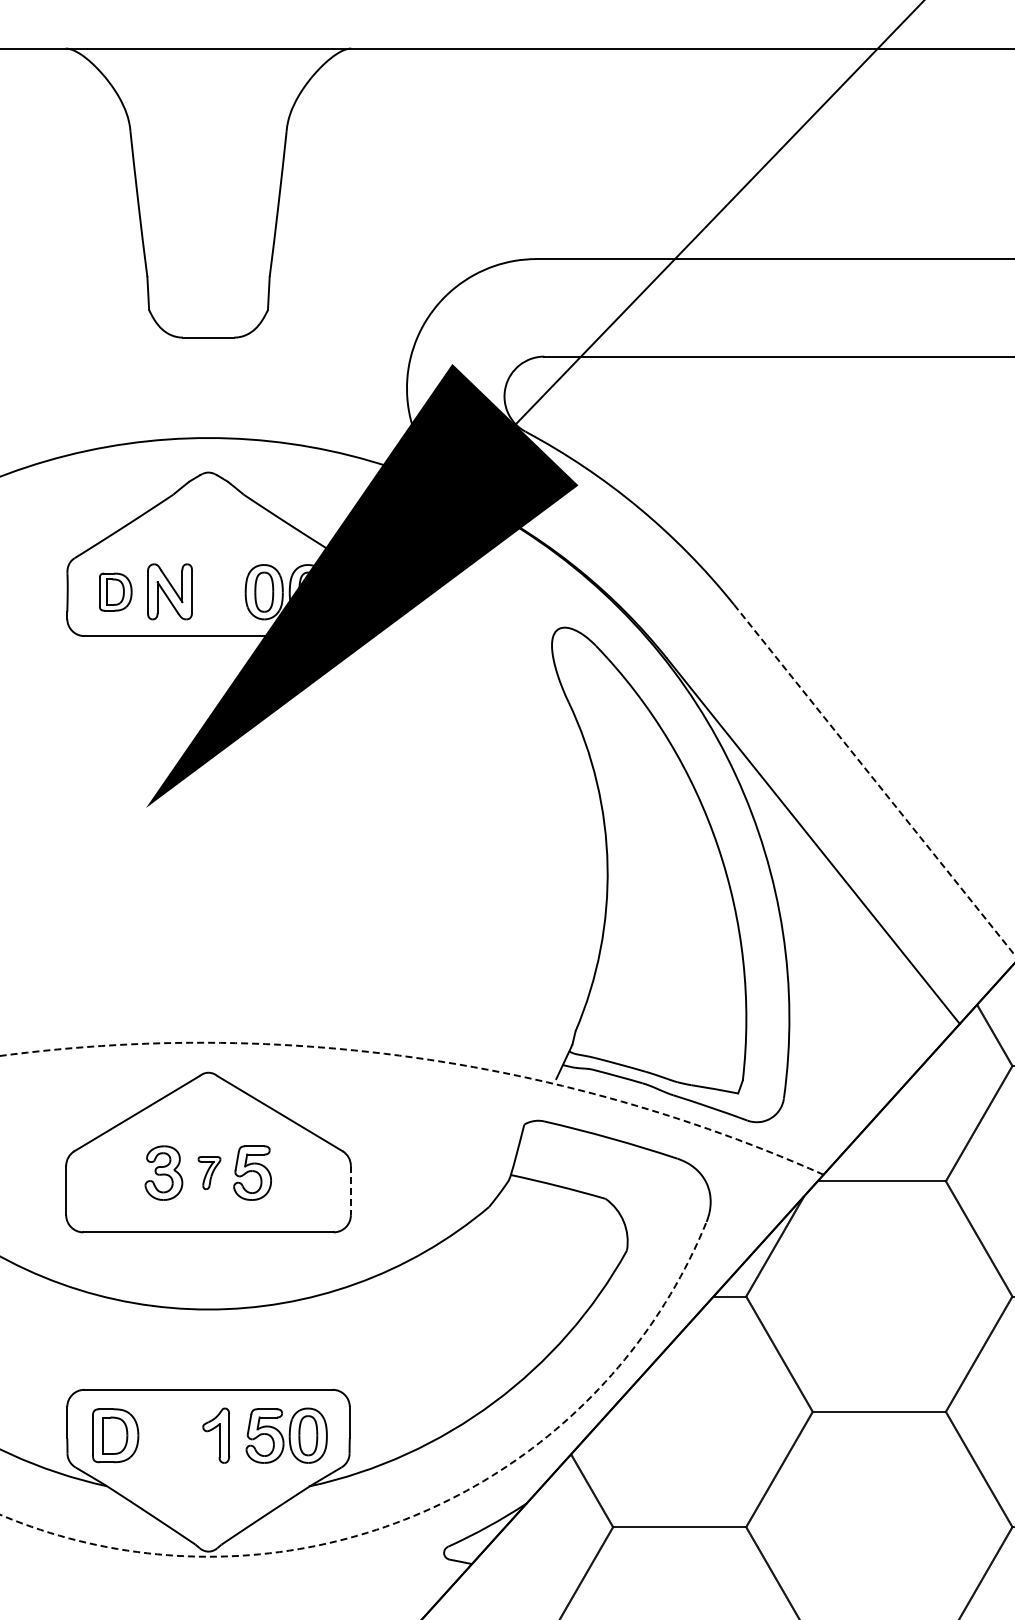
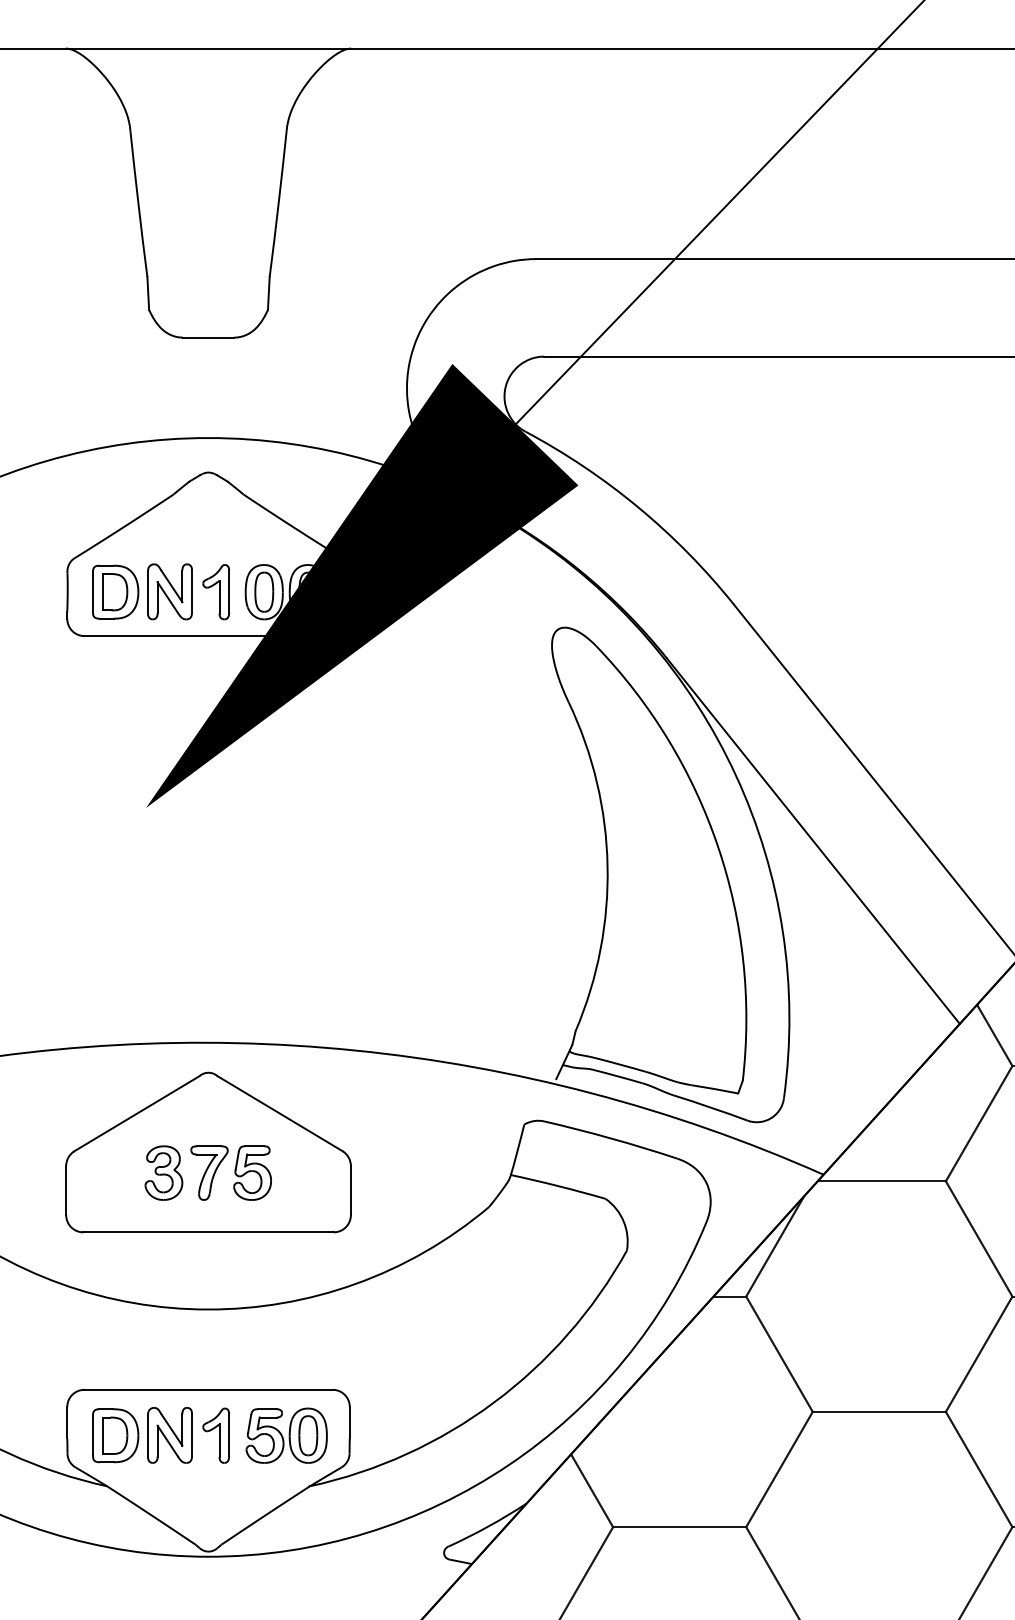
part size: 34x40 px -> 48x56 px (115, 591)
part: none -> present (216, 592)
line: dashed -> solid (874, 780)
arc: dashed -> solid (421, 1058)
part size: 25x35 px -> 39x56 px (209, 1172)
line: dashed -> solid (350, 1190)
part: none -> present (169, 1435)
arc: dashed -> solid (414, 1515)
